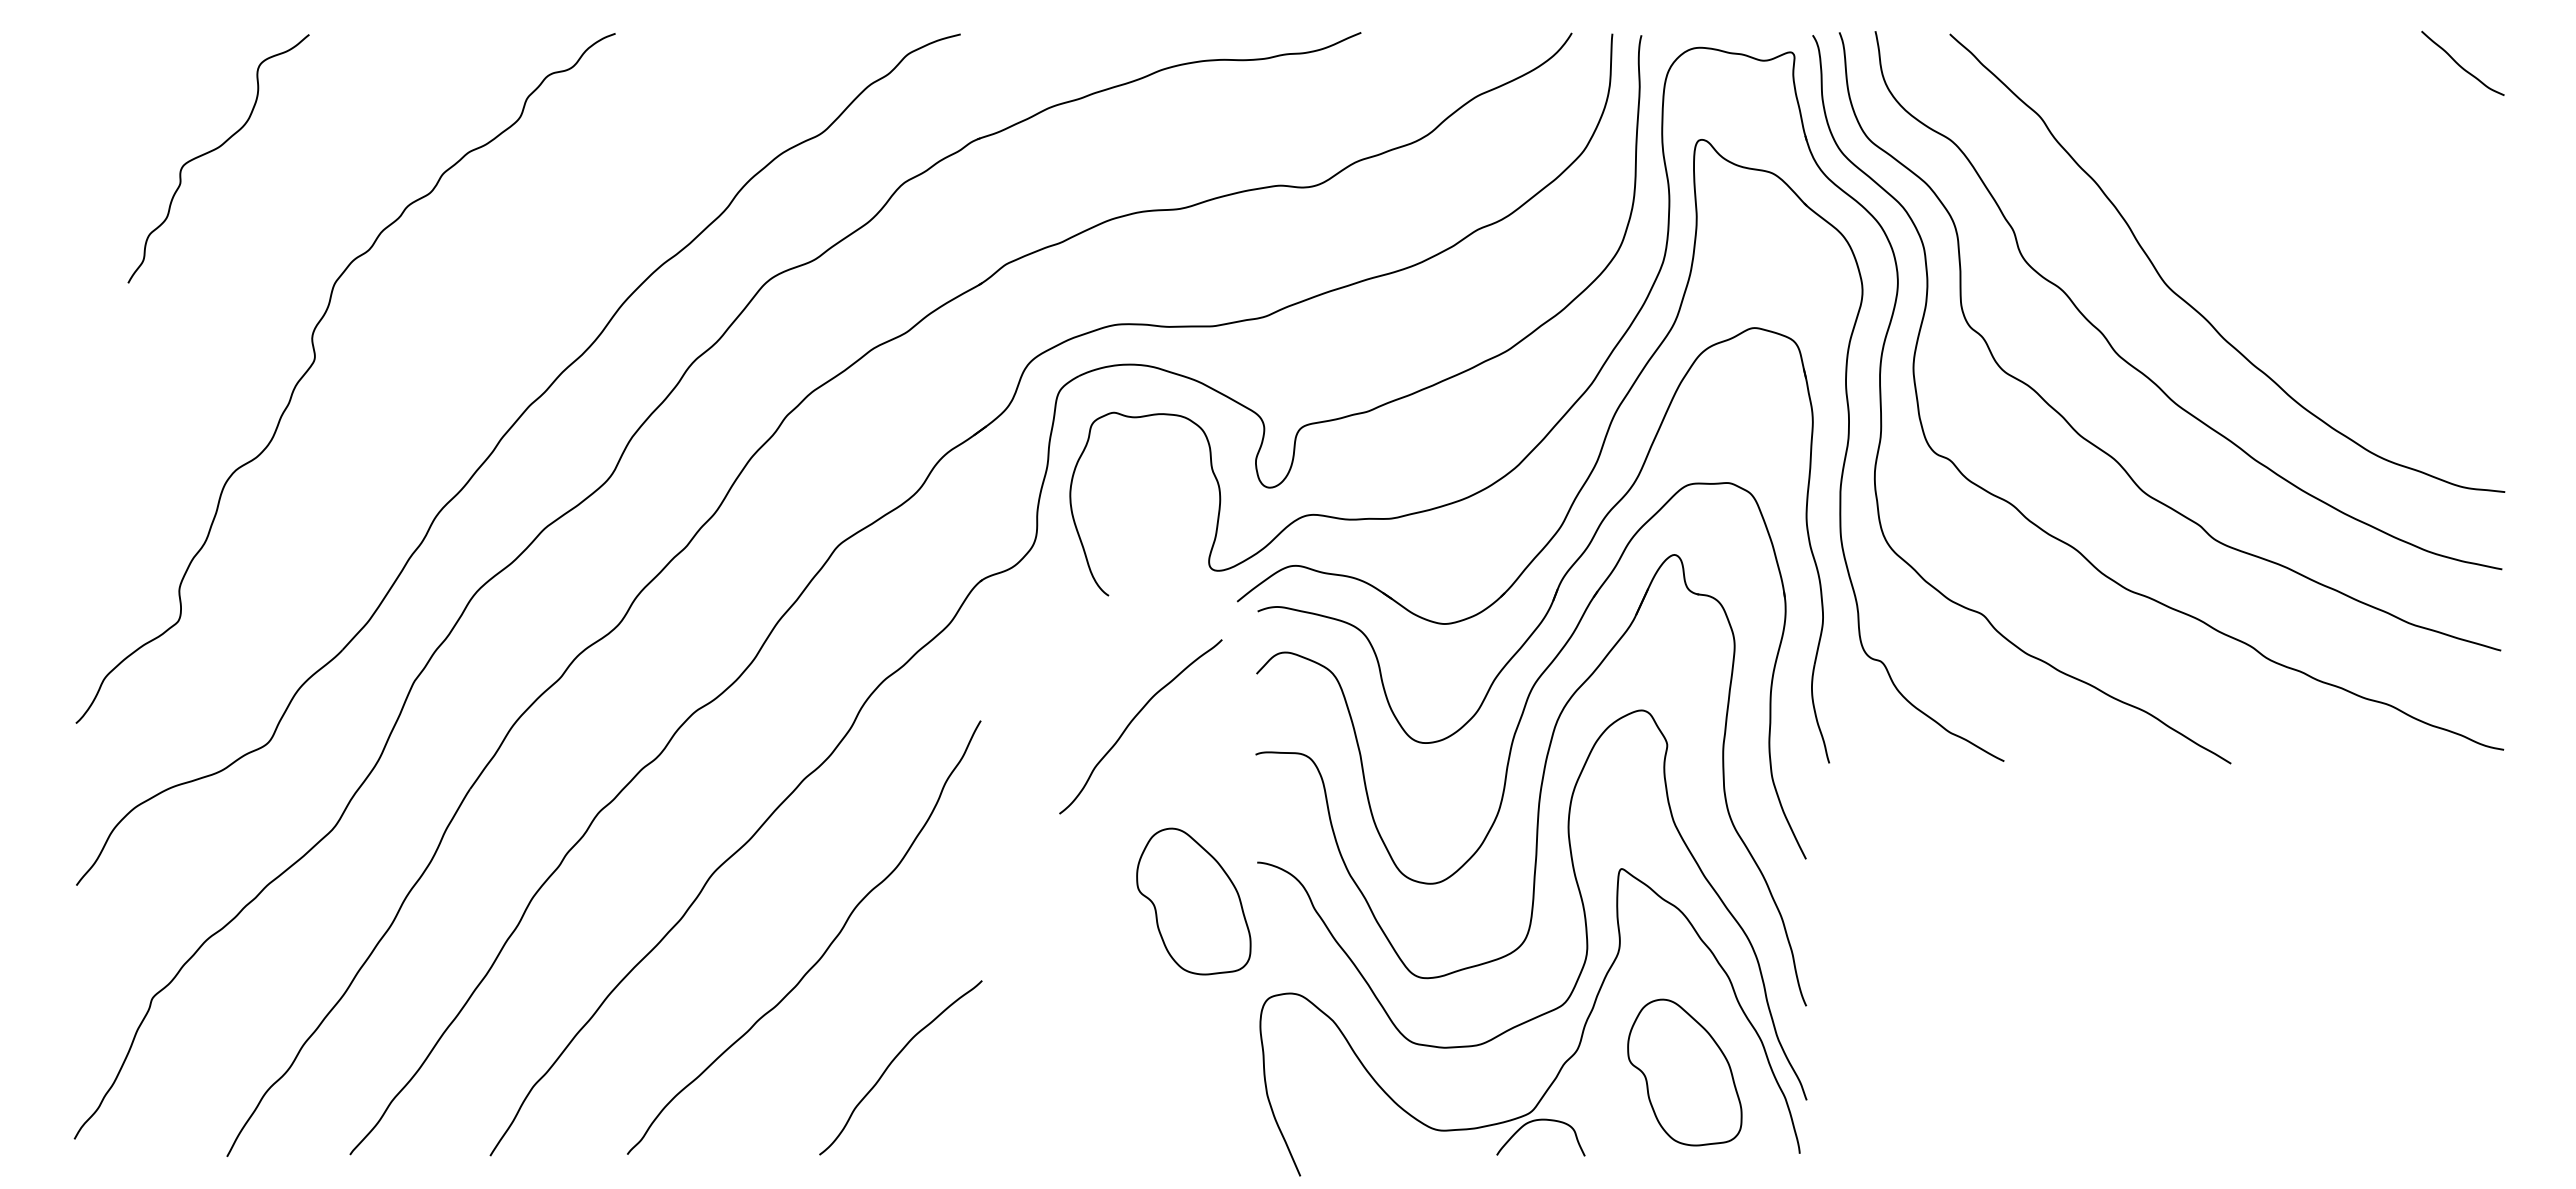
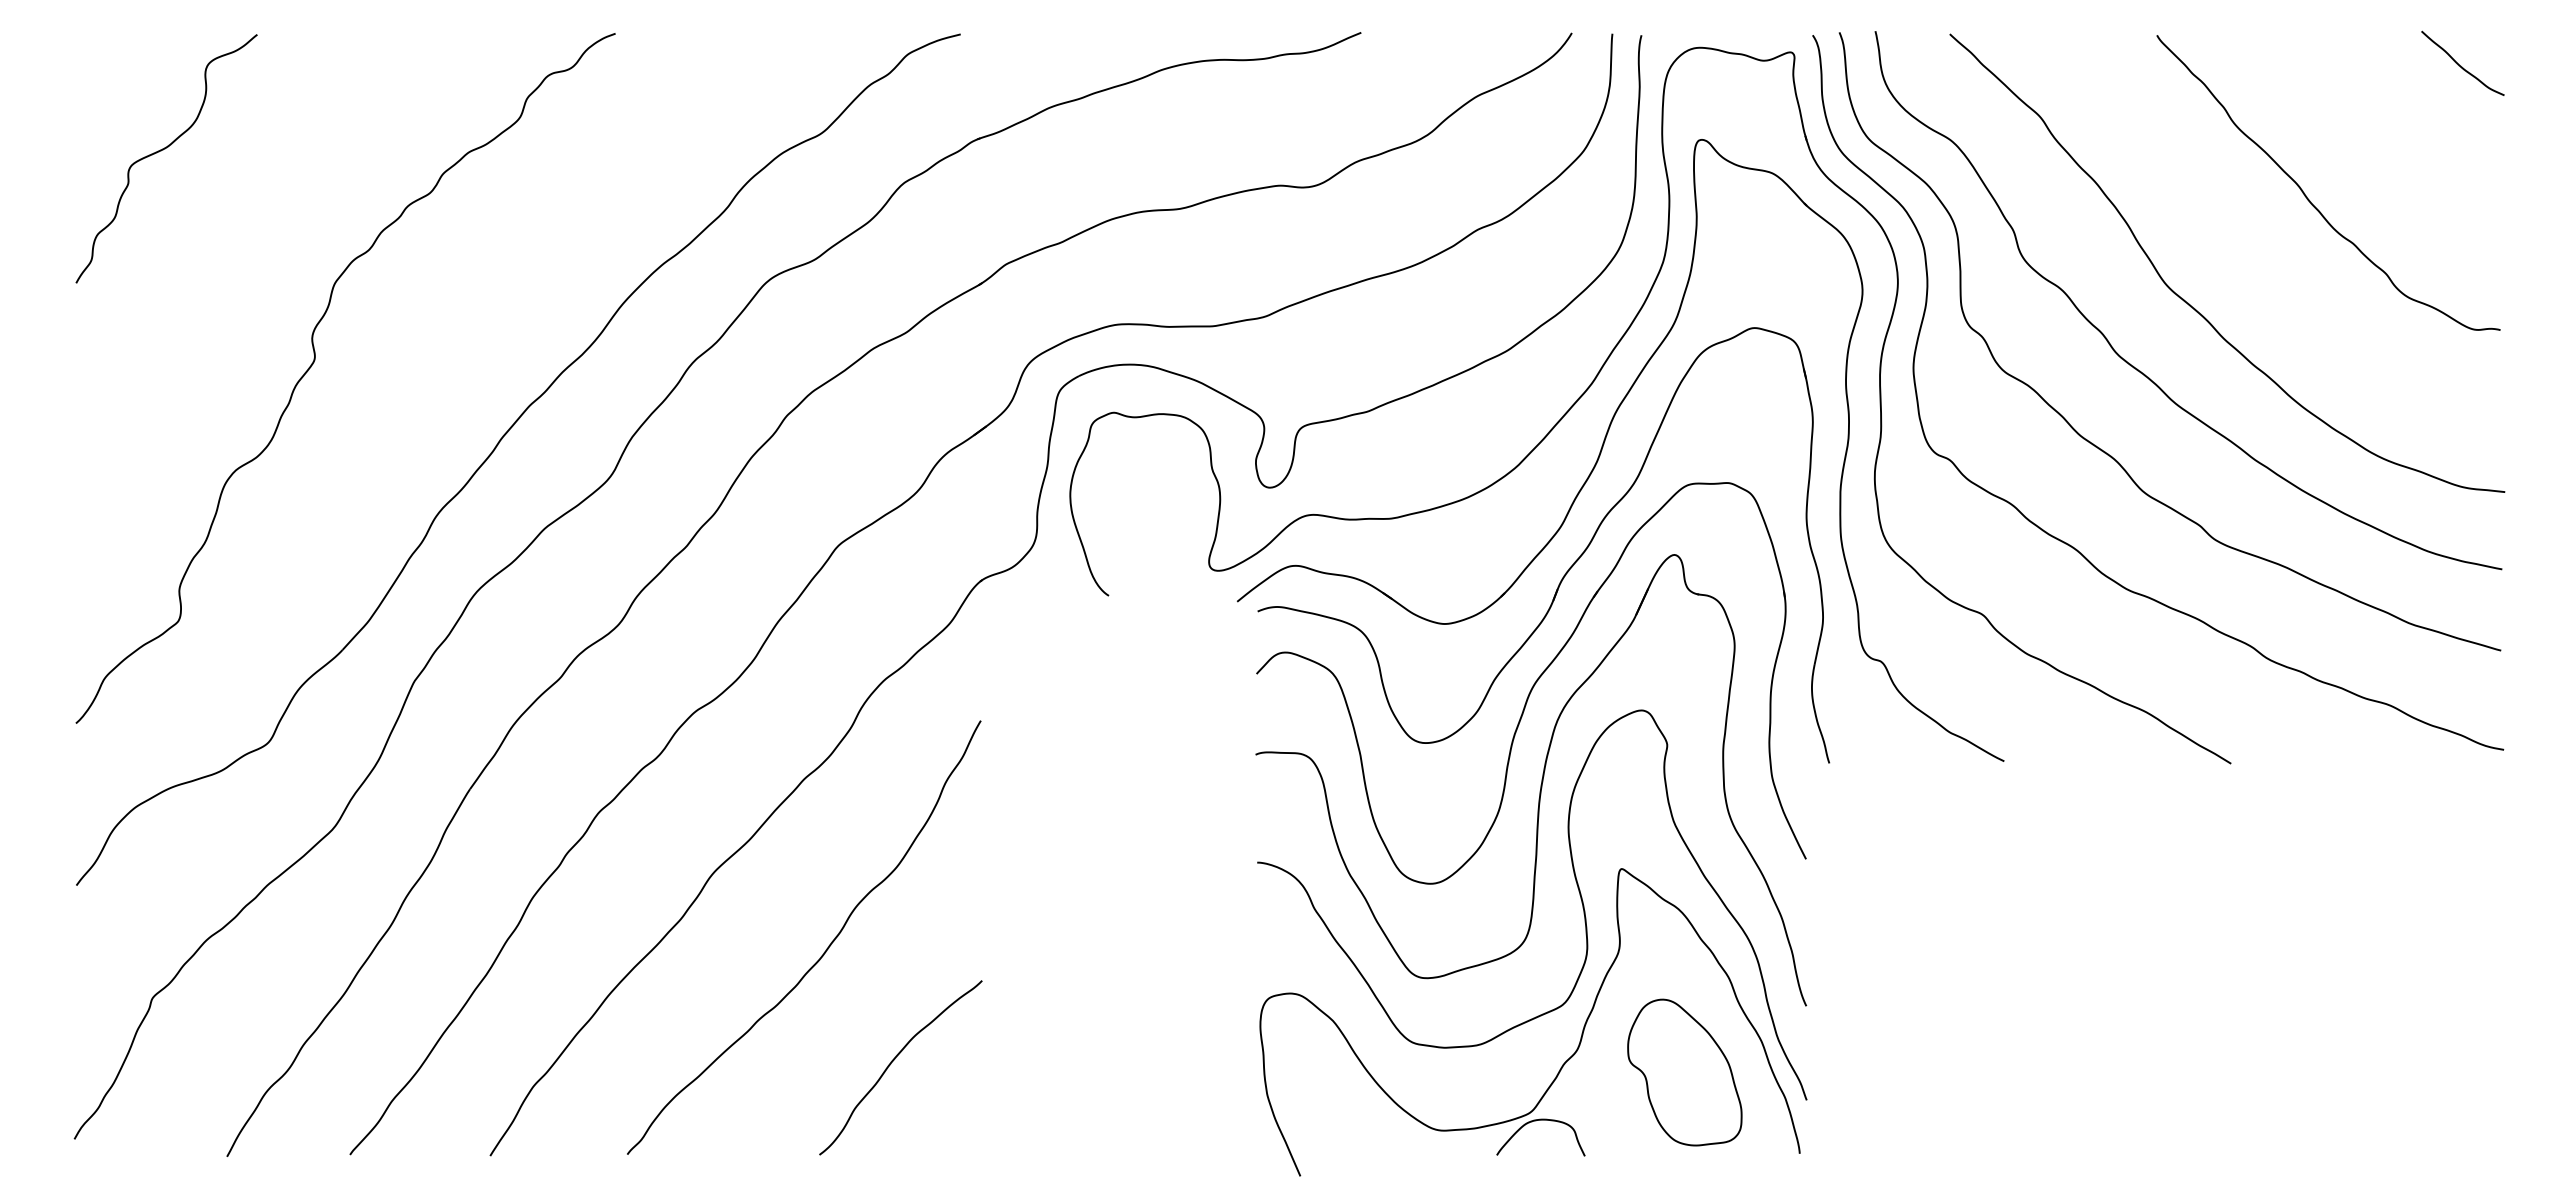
curve position: (215, 150) -> (163, 150) (163, 150)
curve: none -> present (2307, 196)
curve: present -> none (1134, 719)
part: present -> none (1193, 901)
